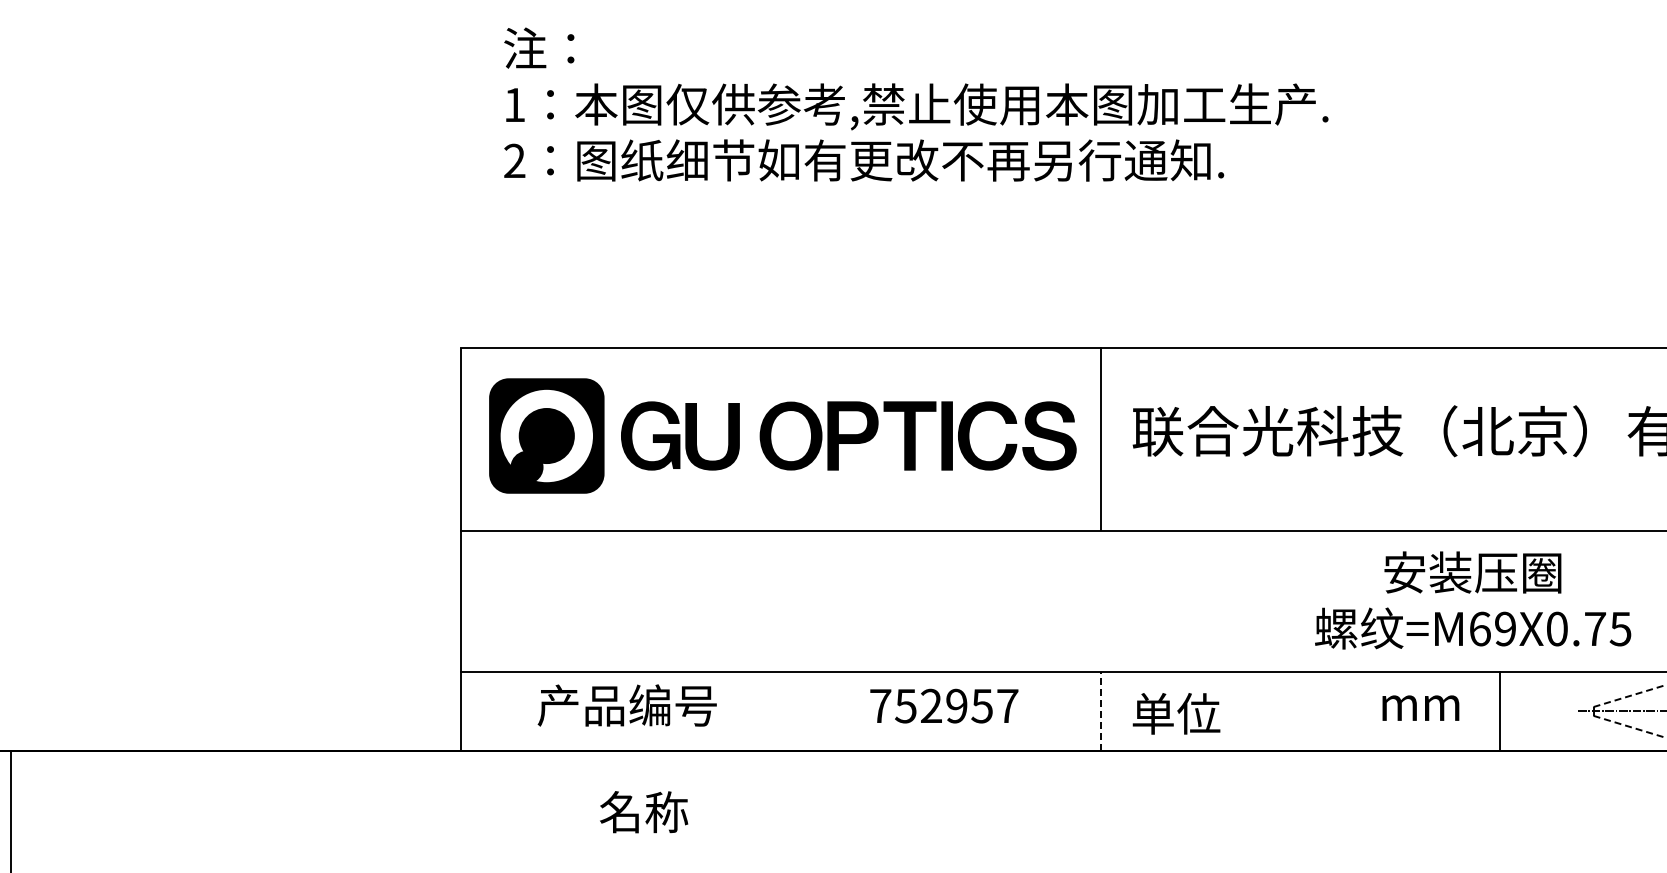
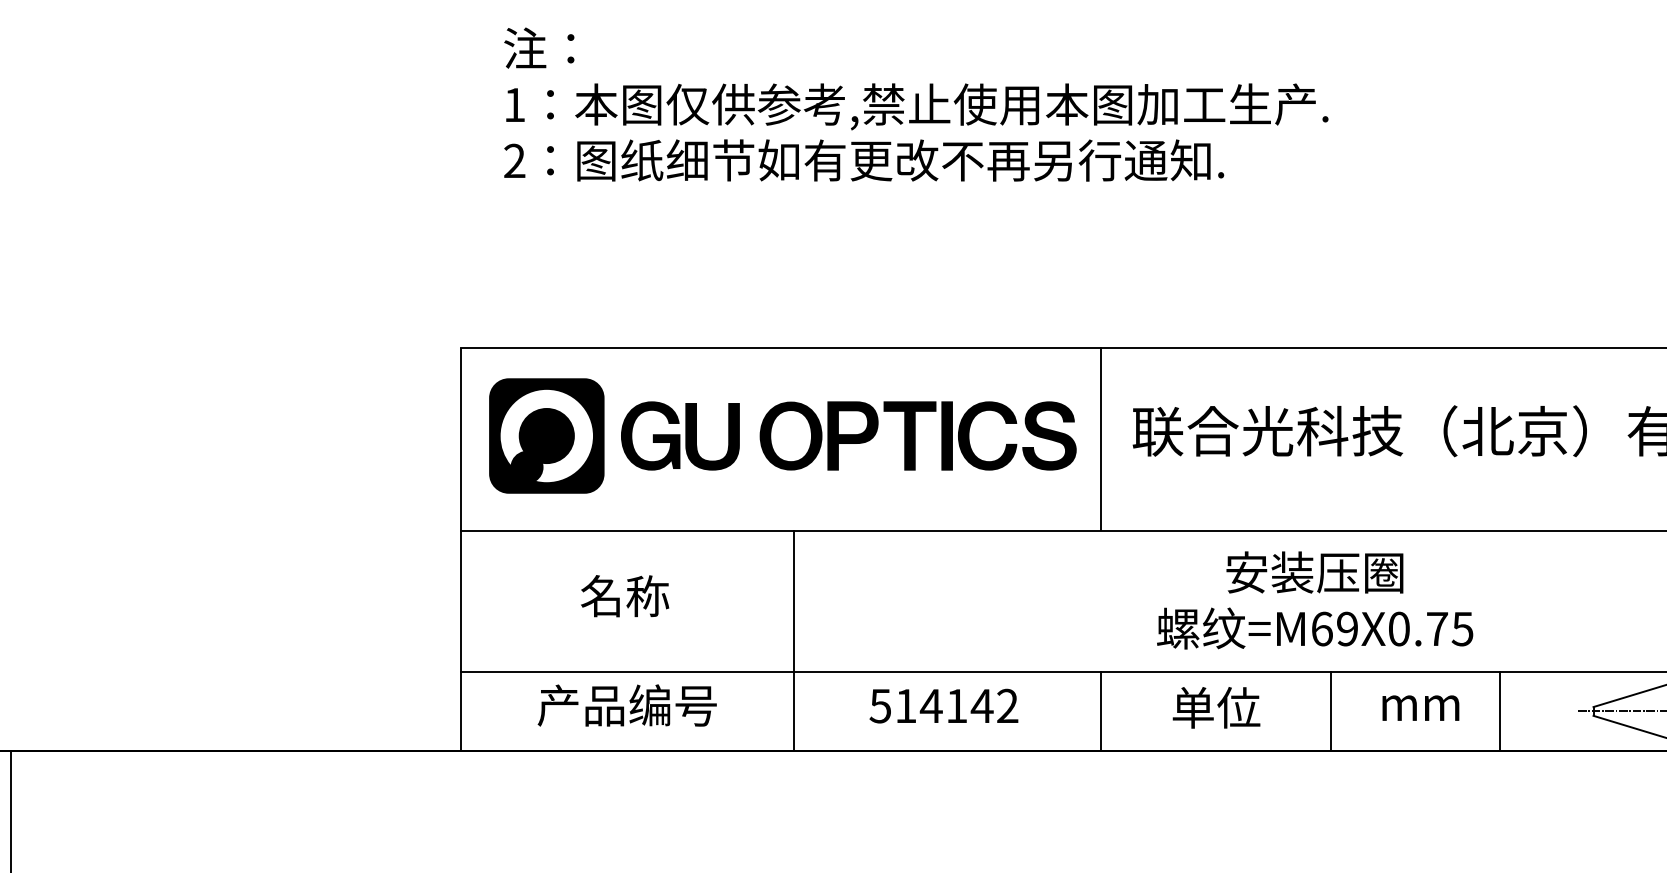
text position: (1473, 600) -> (1315, 600) (1315, 600)
line: none -> present (793, 640)
line: dashed -> solid (1629, 696)
text: 752957 -> 514142 (943, 705)
line: dashed -> solid (1101, 710)
line: none -> present (1330, 711)
text position: (1176, 713) -> (1216, 707) (1216, 707)
line: dashed -> solid (1629, 726)
text position: (644, 812) -> (625, 596) (625, 596)
